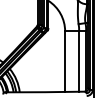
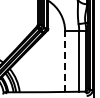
line: solid -> dashed (65, 61)
